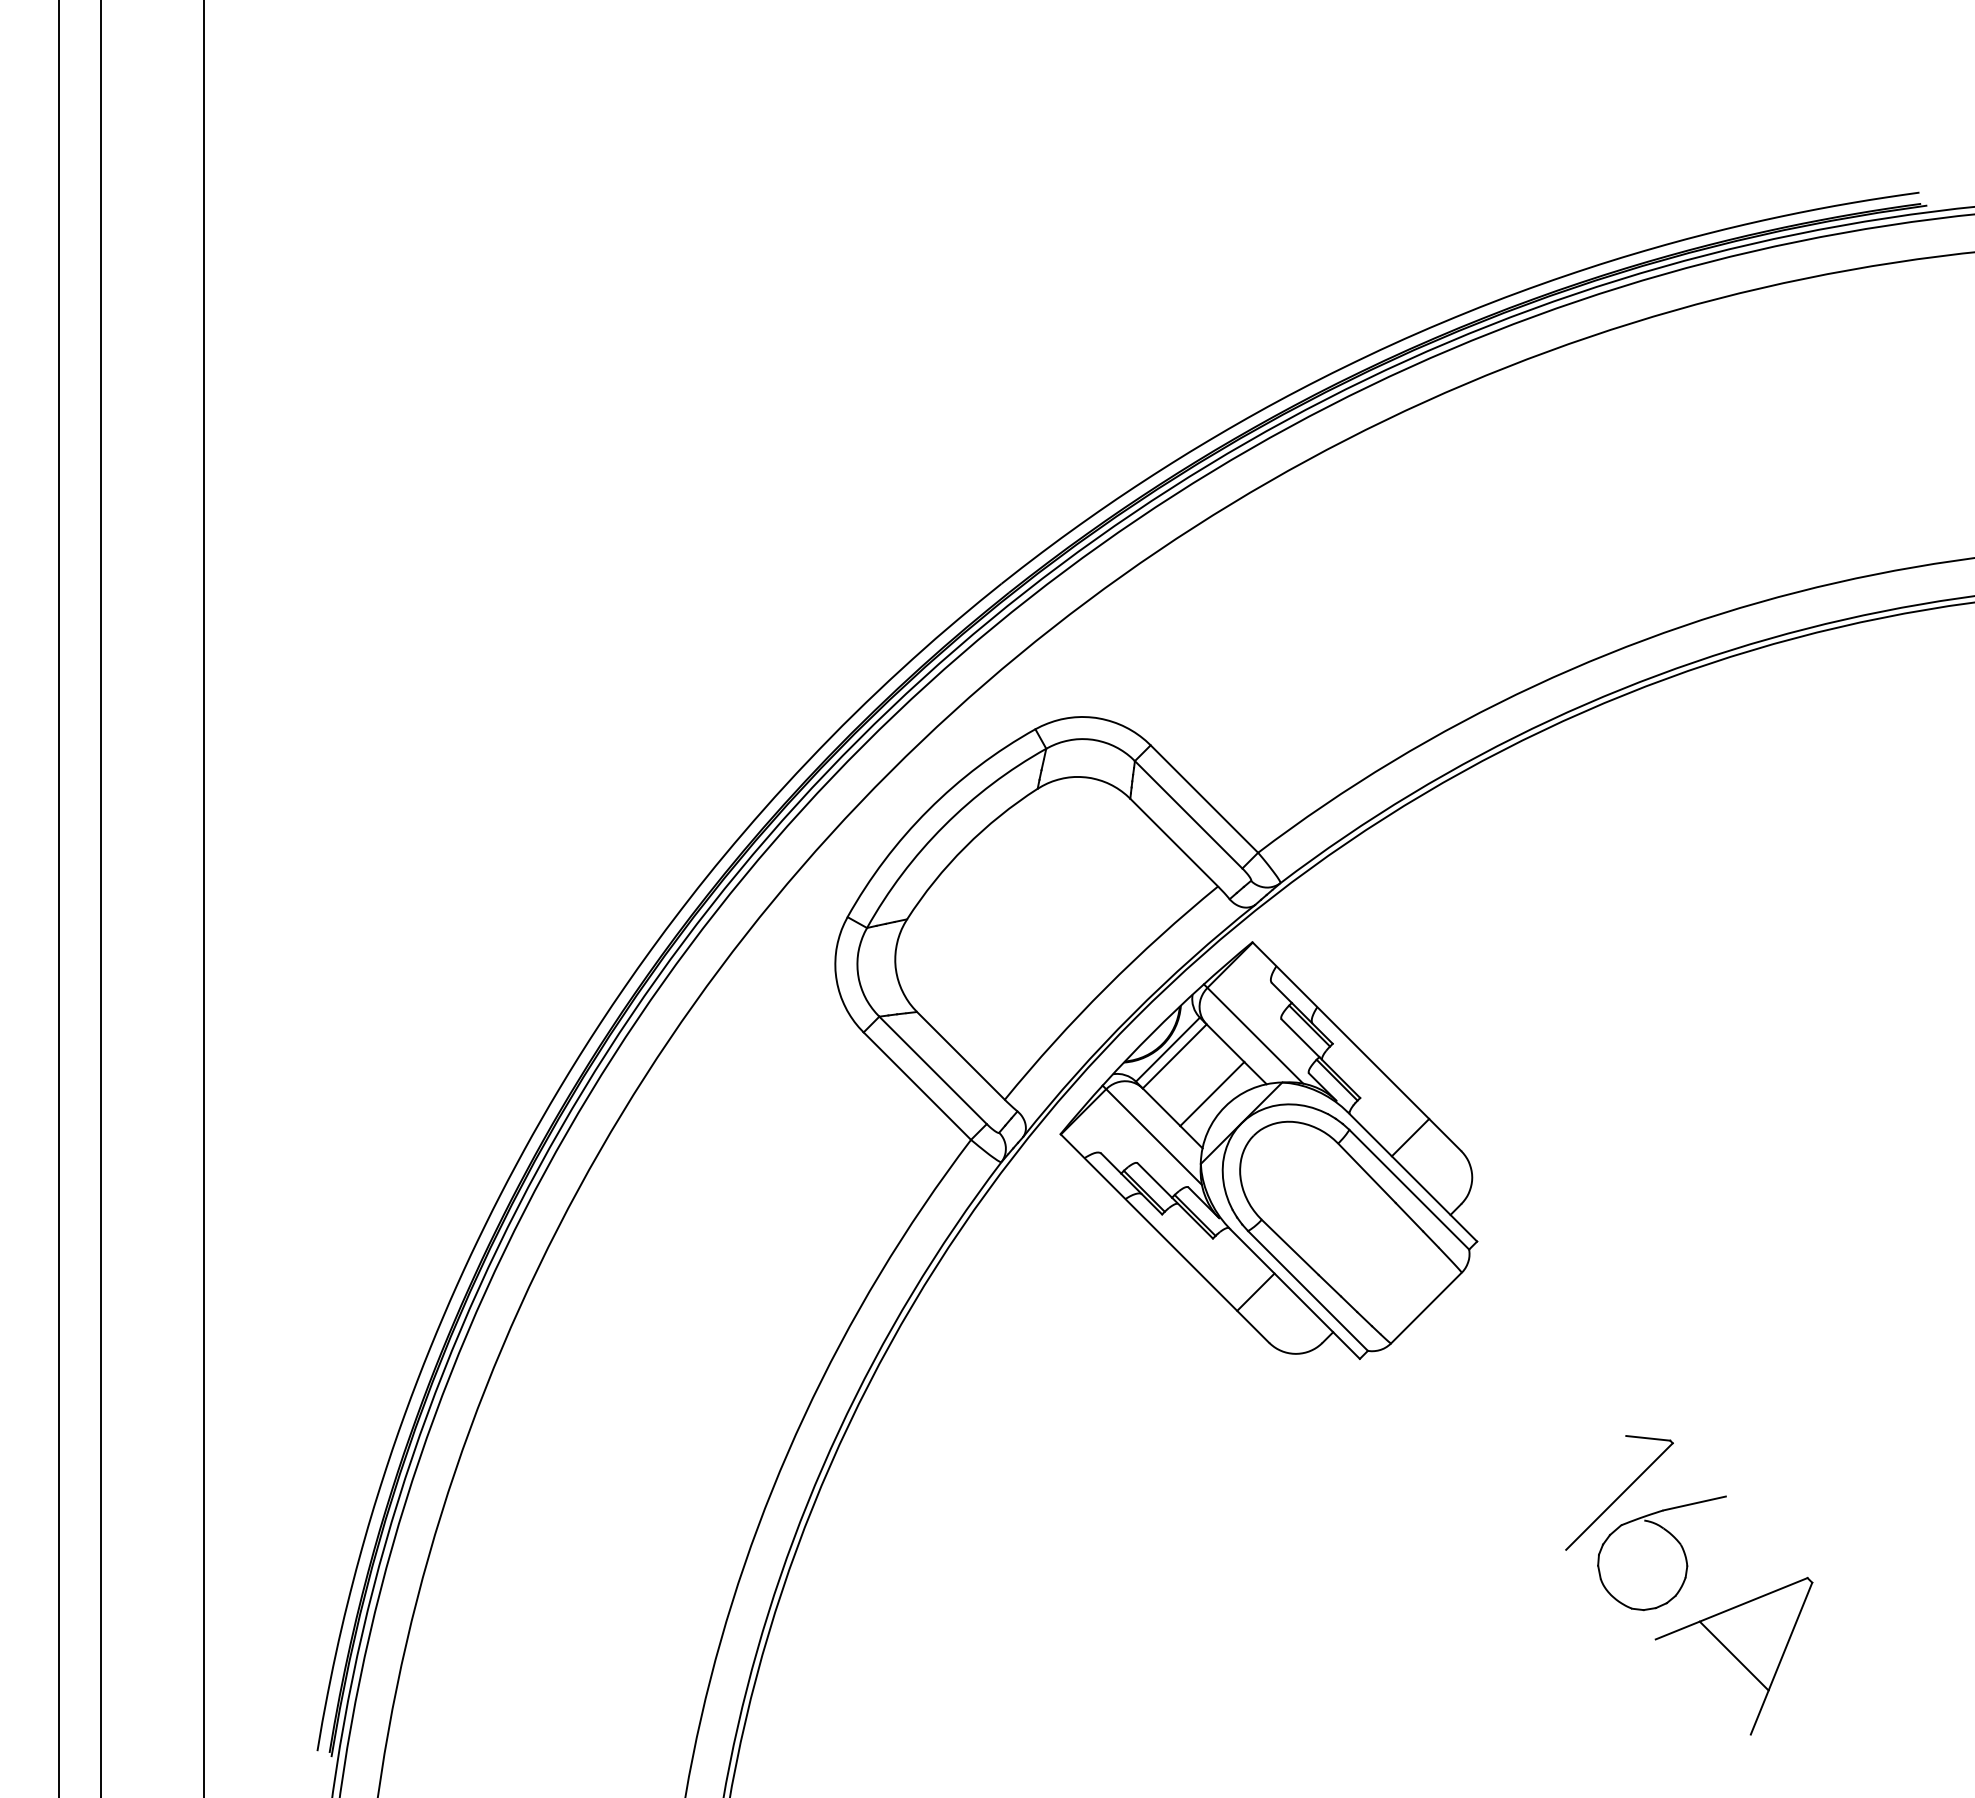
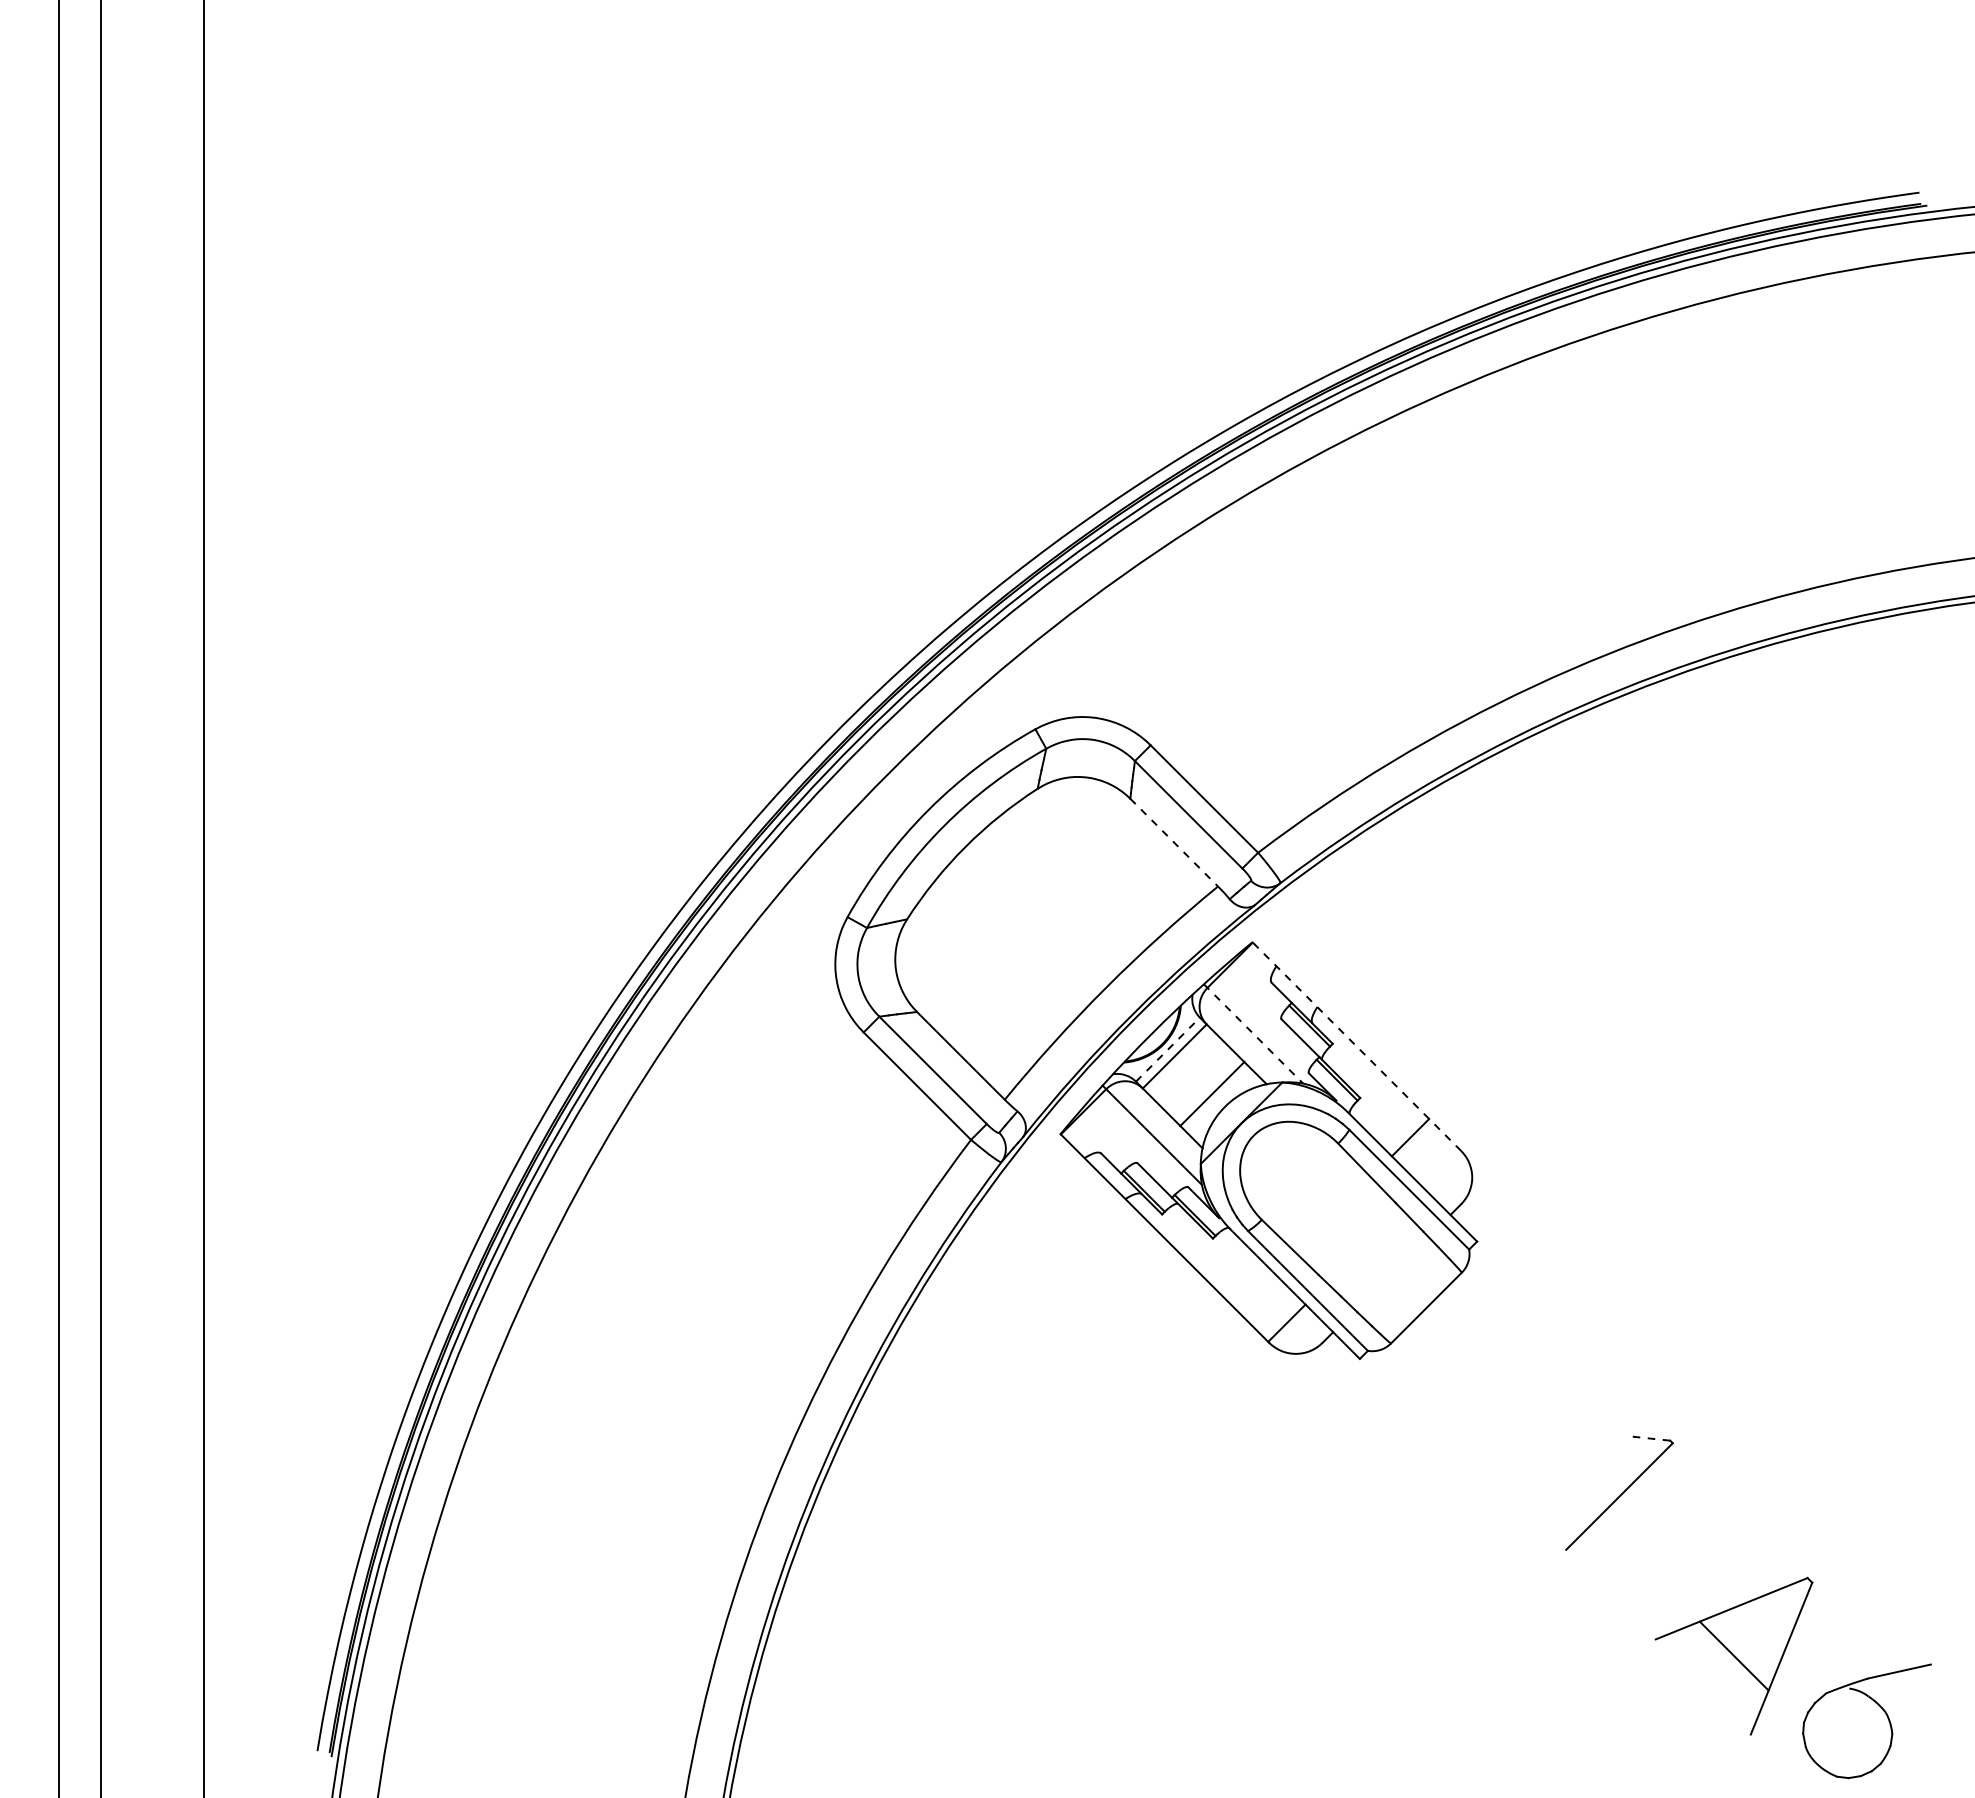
line: solid -> dashed (1174, 842)
line: solid -> dashed (1253, 1034)
line: solid -> dashed (1356, 1046)
line: solid -> dashed (1168, 1049)
line position: (1255, 1291) -> (1286, 1322) (1286, 1322)
line: solid -> dashed (1647, 1438)
part position: (1677, 1542) -> (1882, 1710) (1882, 1710)
